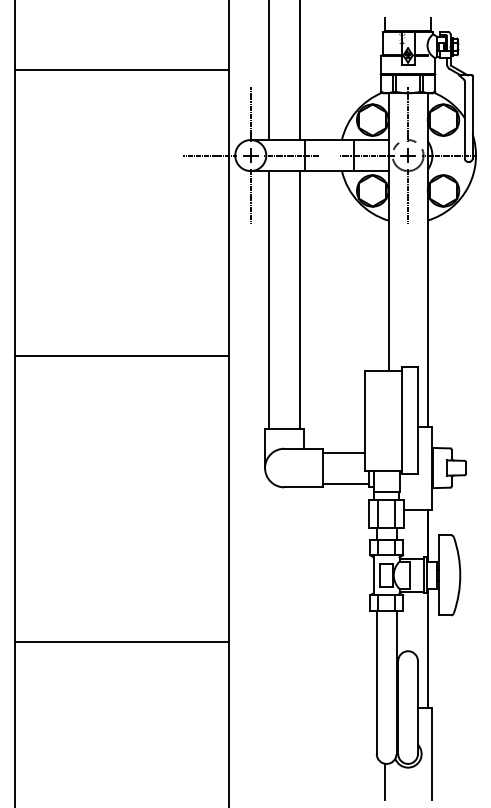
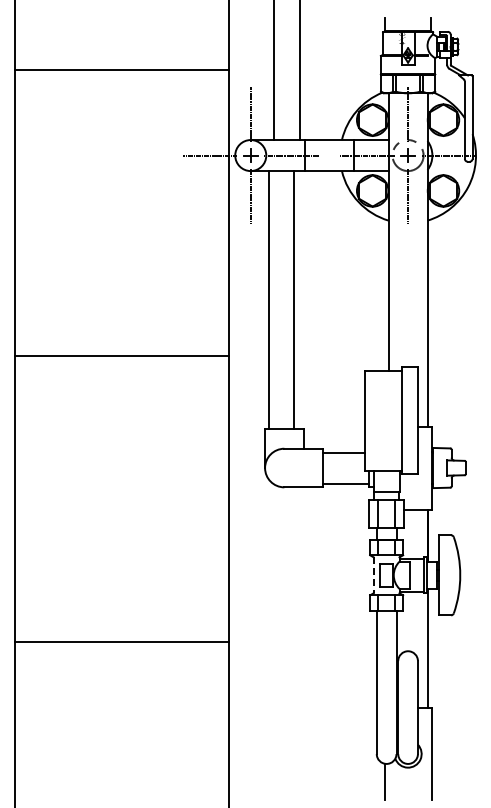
line position: (268, 71) -> (273, 71) (273, 71)
line position: (299, 300) -> (293, 300) (293, 300)
line: solid -> dashed (373, 575)
